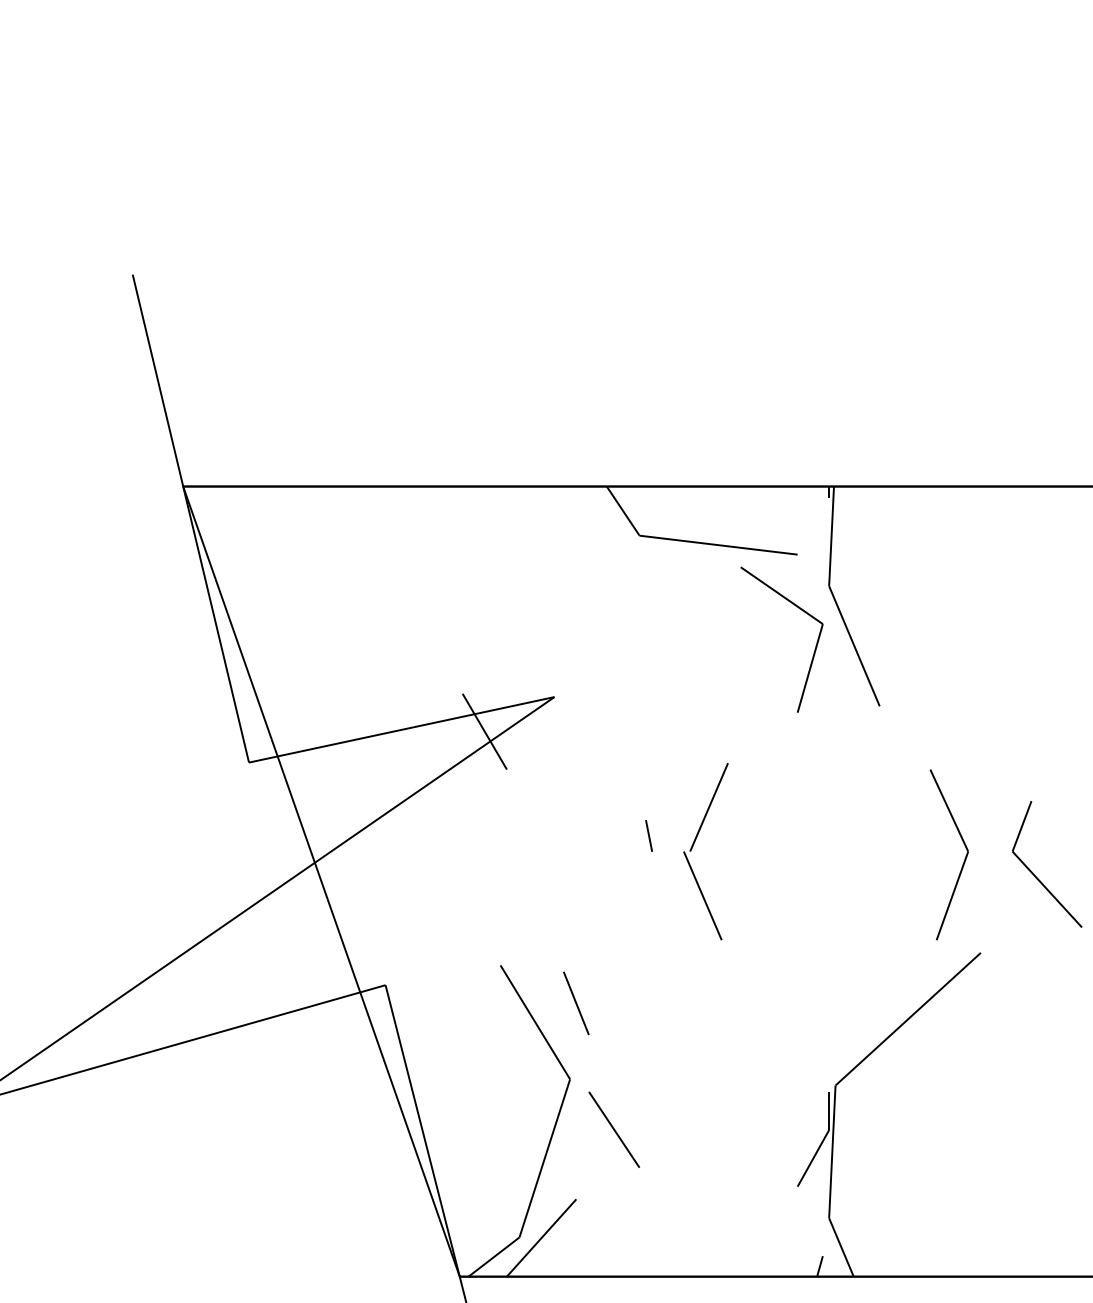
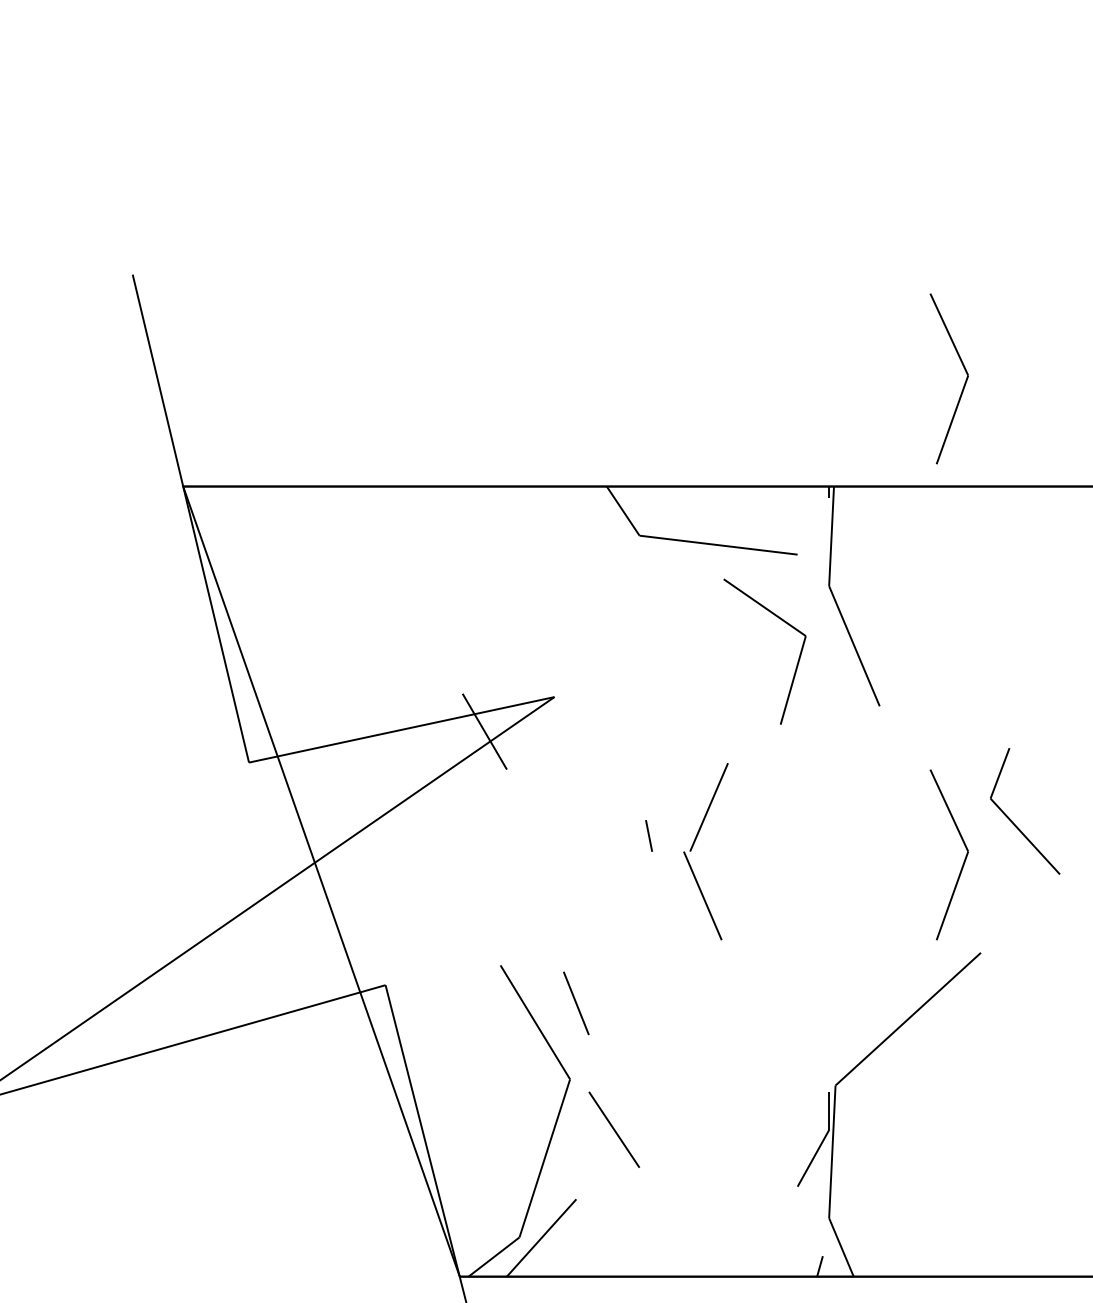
part: none -> present (964, 382)
part position: (814, 649) -> (797, 661) (797, 661)
part position: (1033, 872) -> (1011, 819) (1011, 819)
